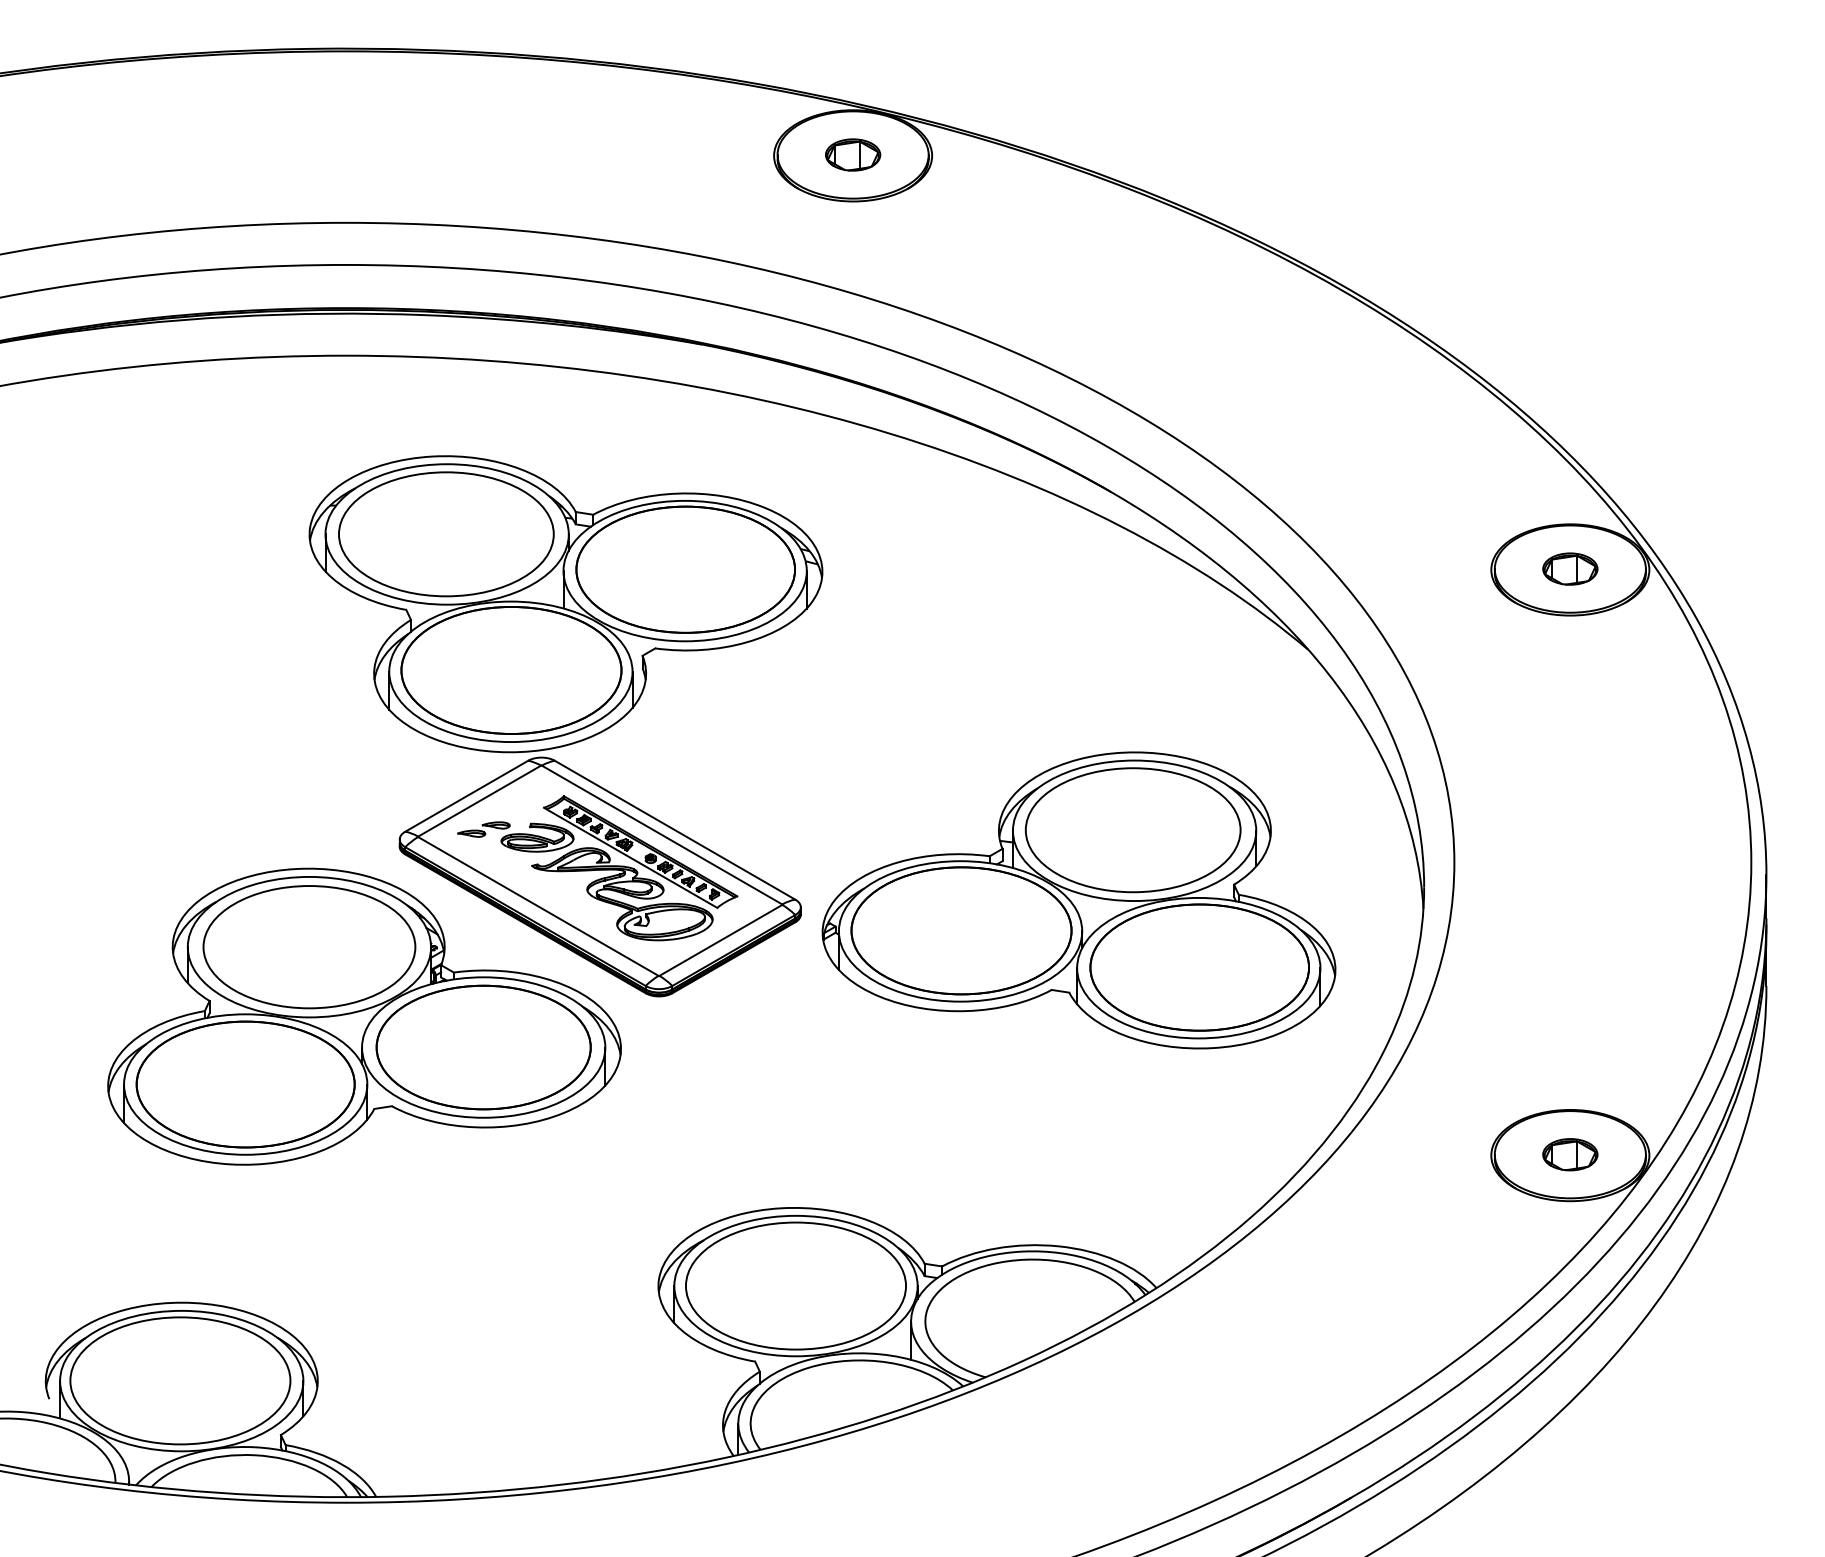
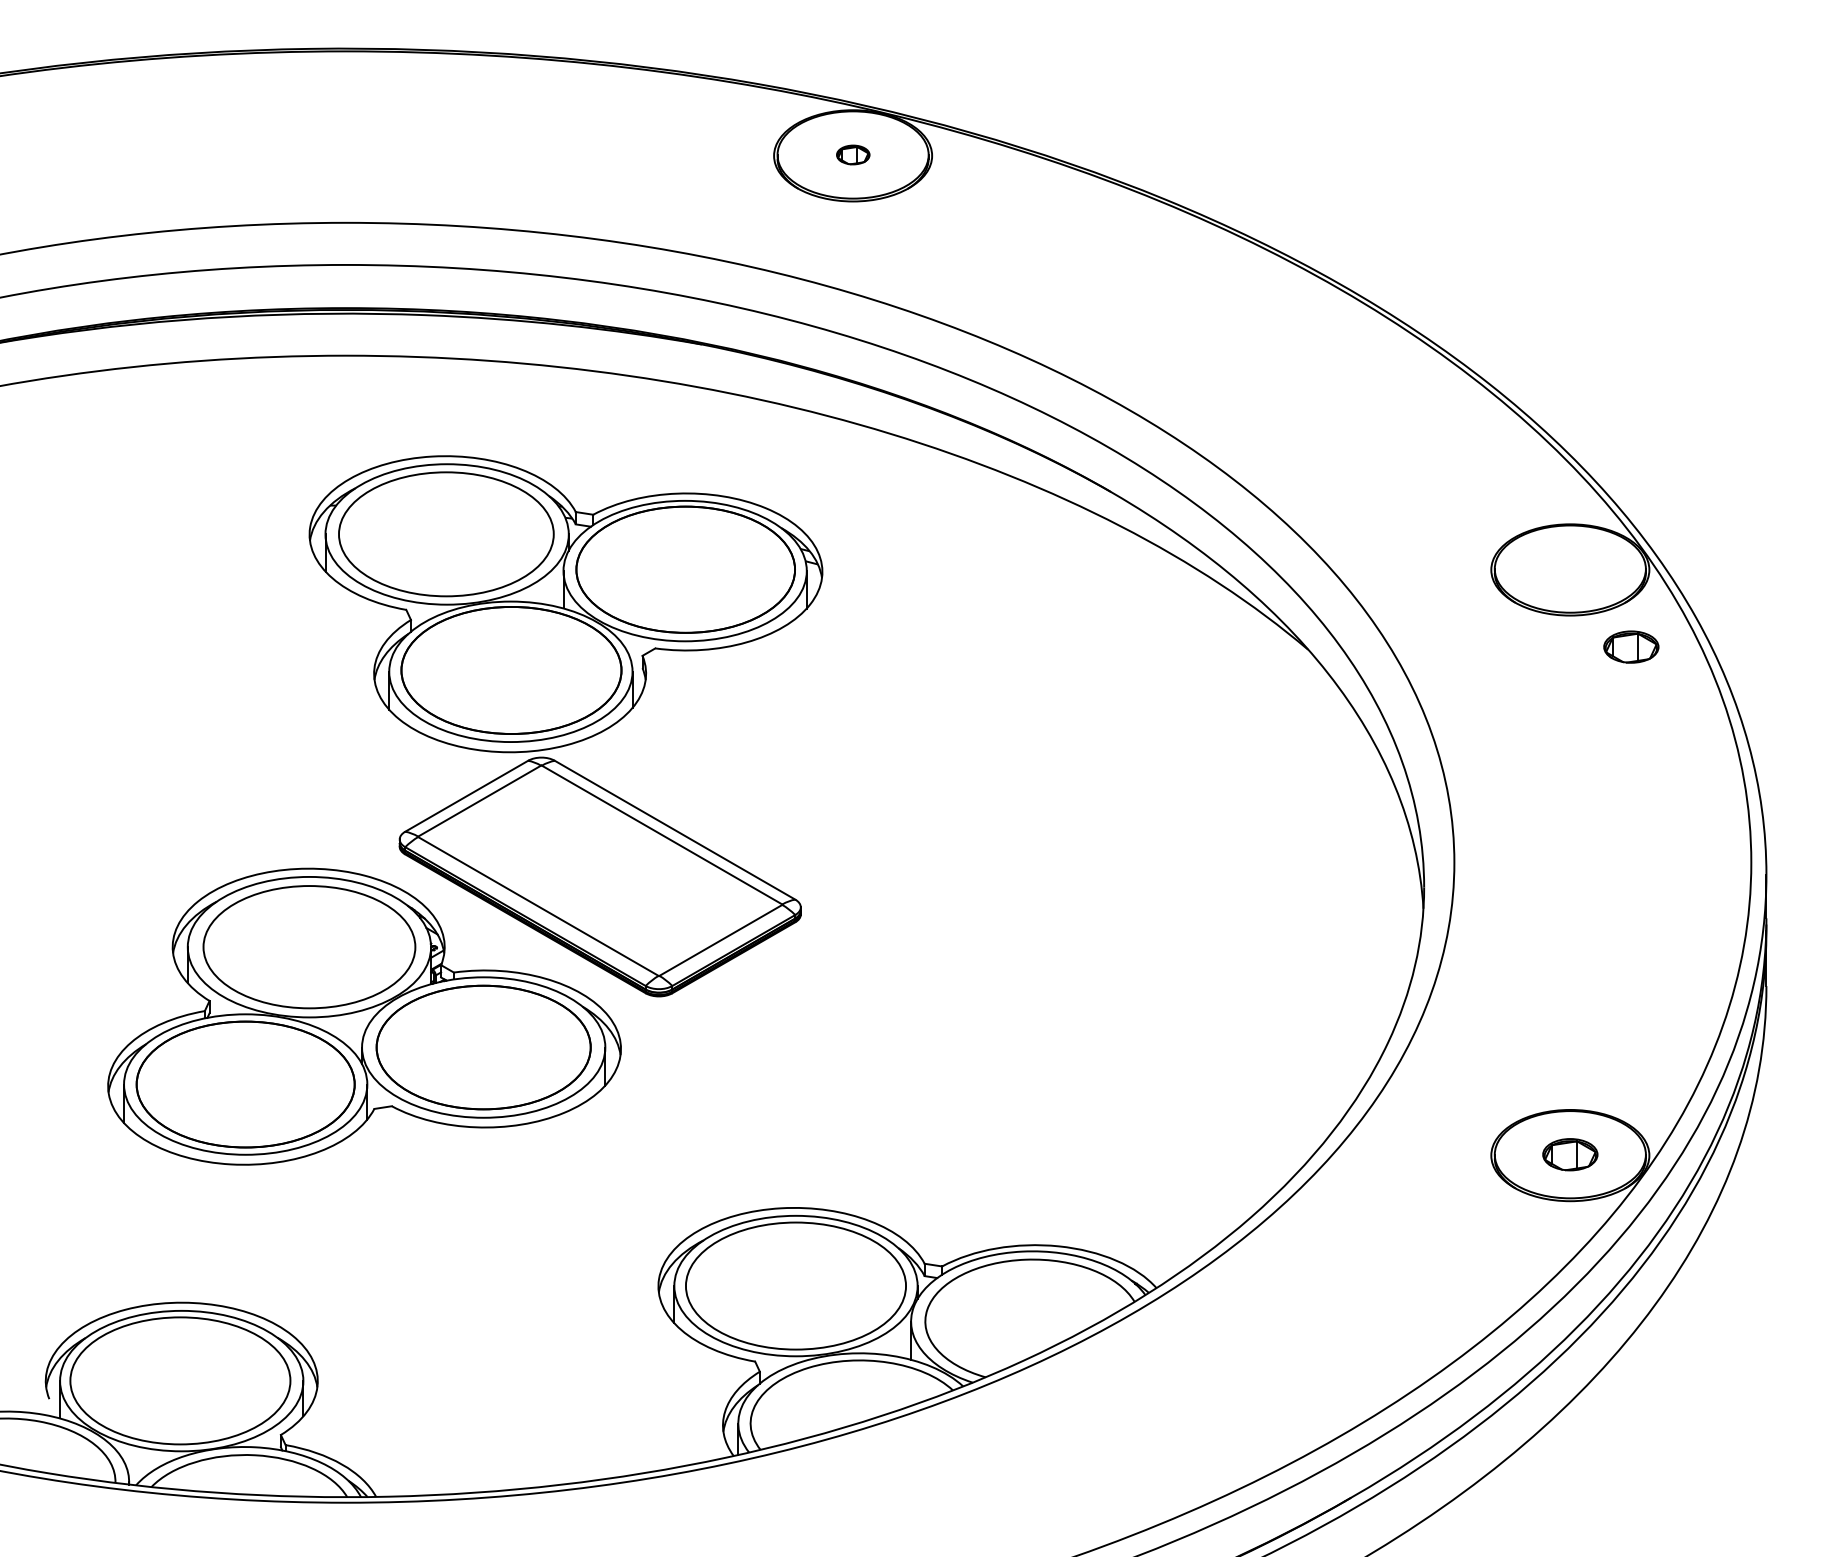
part size: 57x34 px -> 35x22 px (853, 154)
part position: (1570, 568) -> (1631, 646) (1631, 646)
part: present -> none (597, 868)
part: present -> none (1078, 900)
